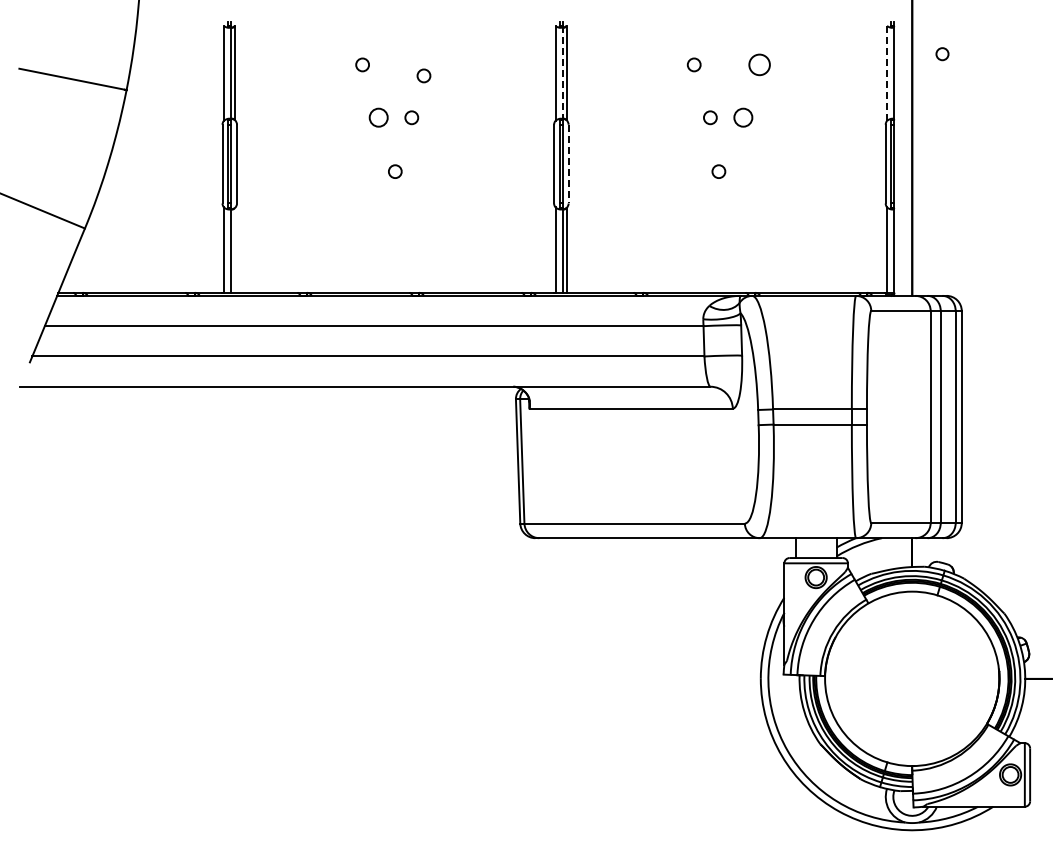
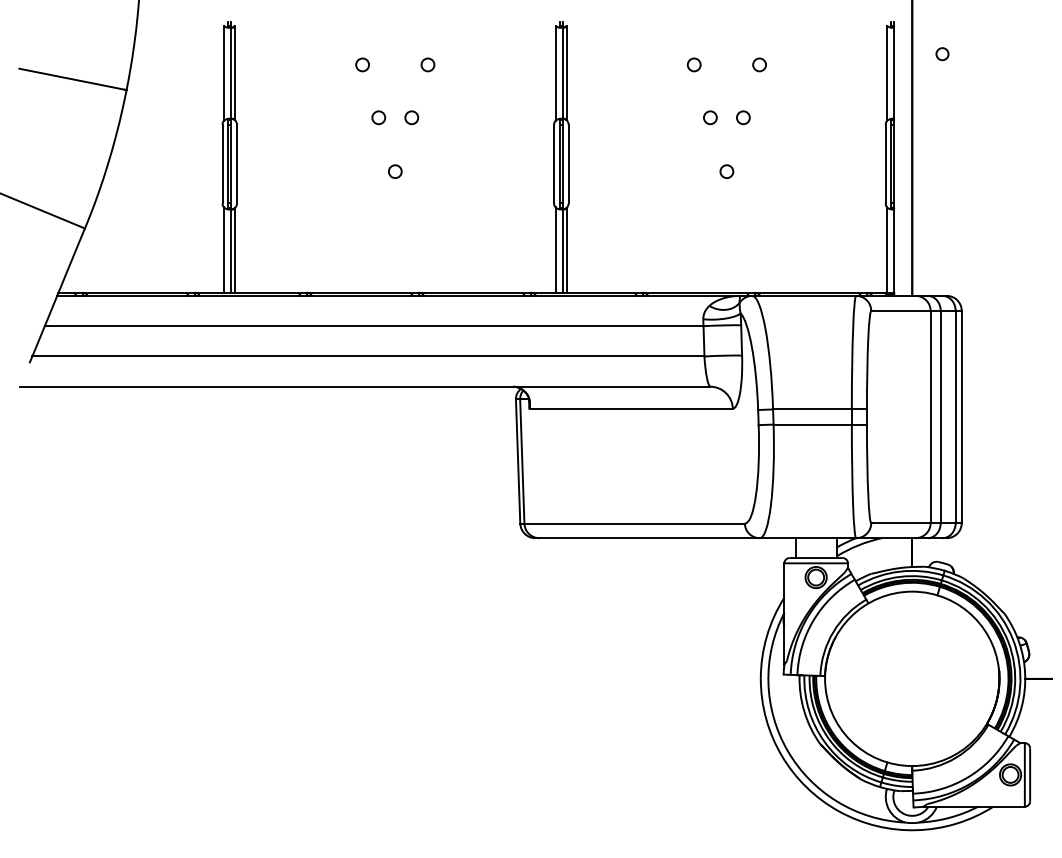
circle size: 23x24 px -> 15x16 px (759, 64)
line: dashed -> solid (562, 73)
line: dashed -> solid (887, 73)
circle position: (423, 75) -> (427, 64) (427, 64)
circle size: 21x21 px -> 16x16 px (378, 117)
circle size: 21x21 px -> 15x16 px (743, 117)
line: dashed -> solid (568, 164)
circle position: (718, 171) -> (726, 171) (726, 171)
line: none -> present (235, 249)
